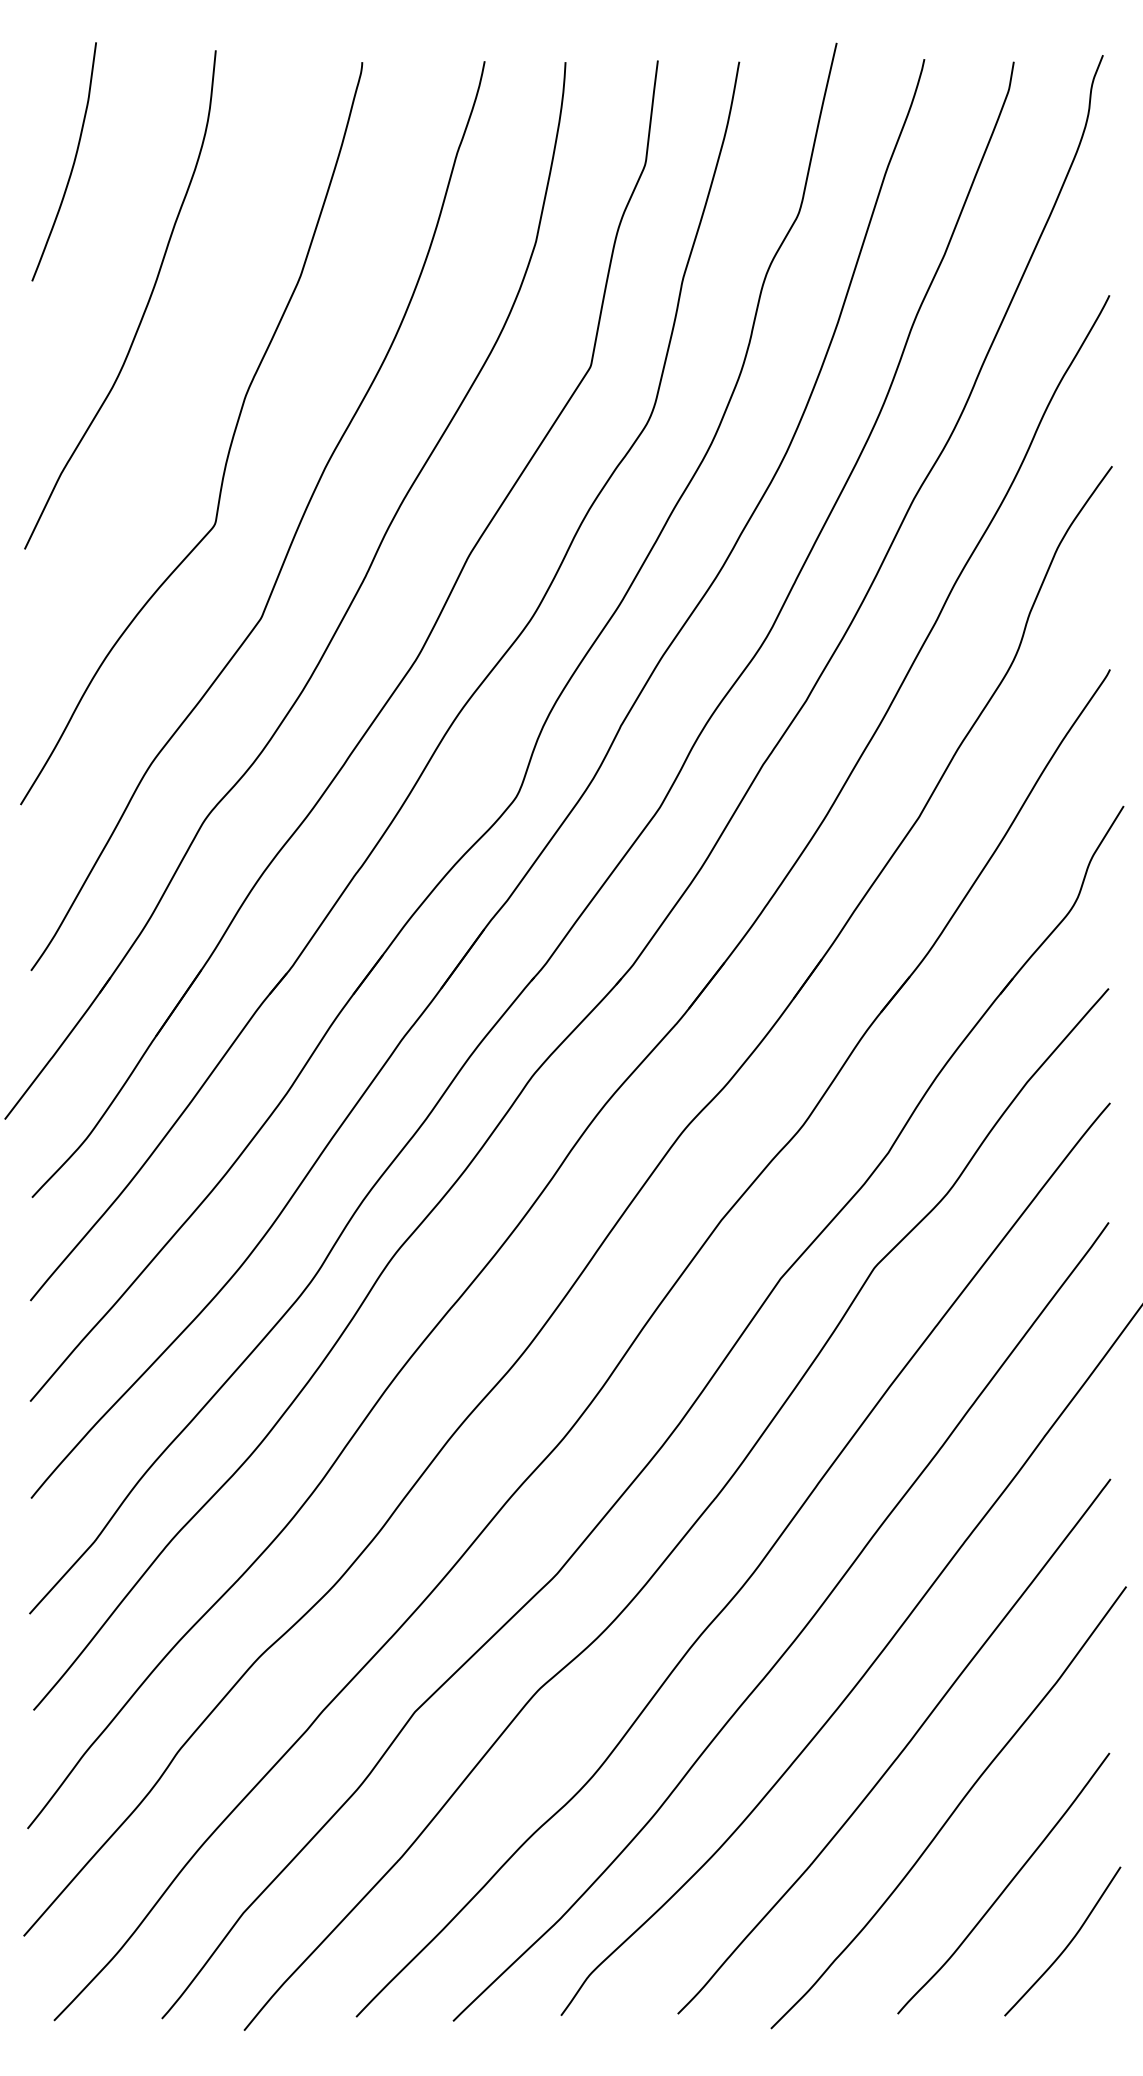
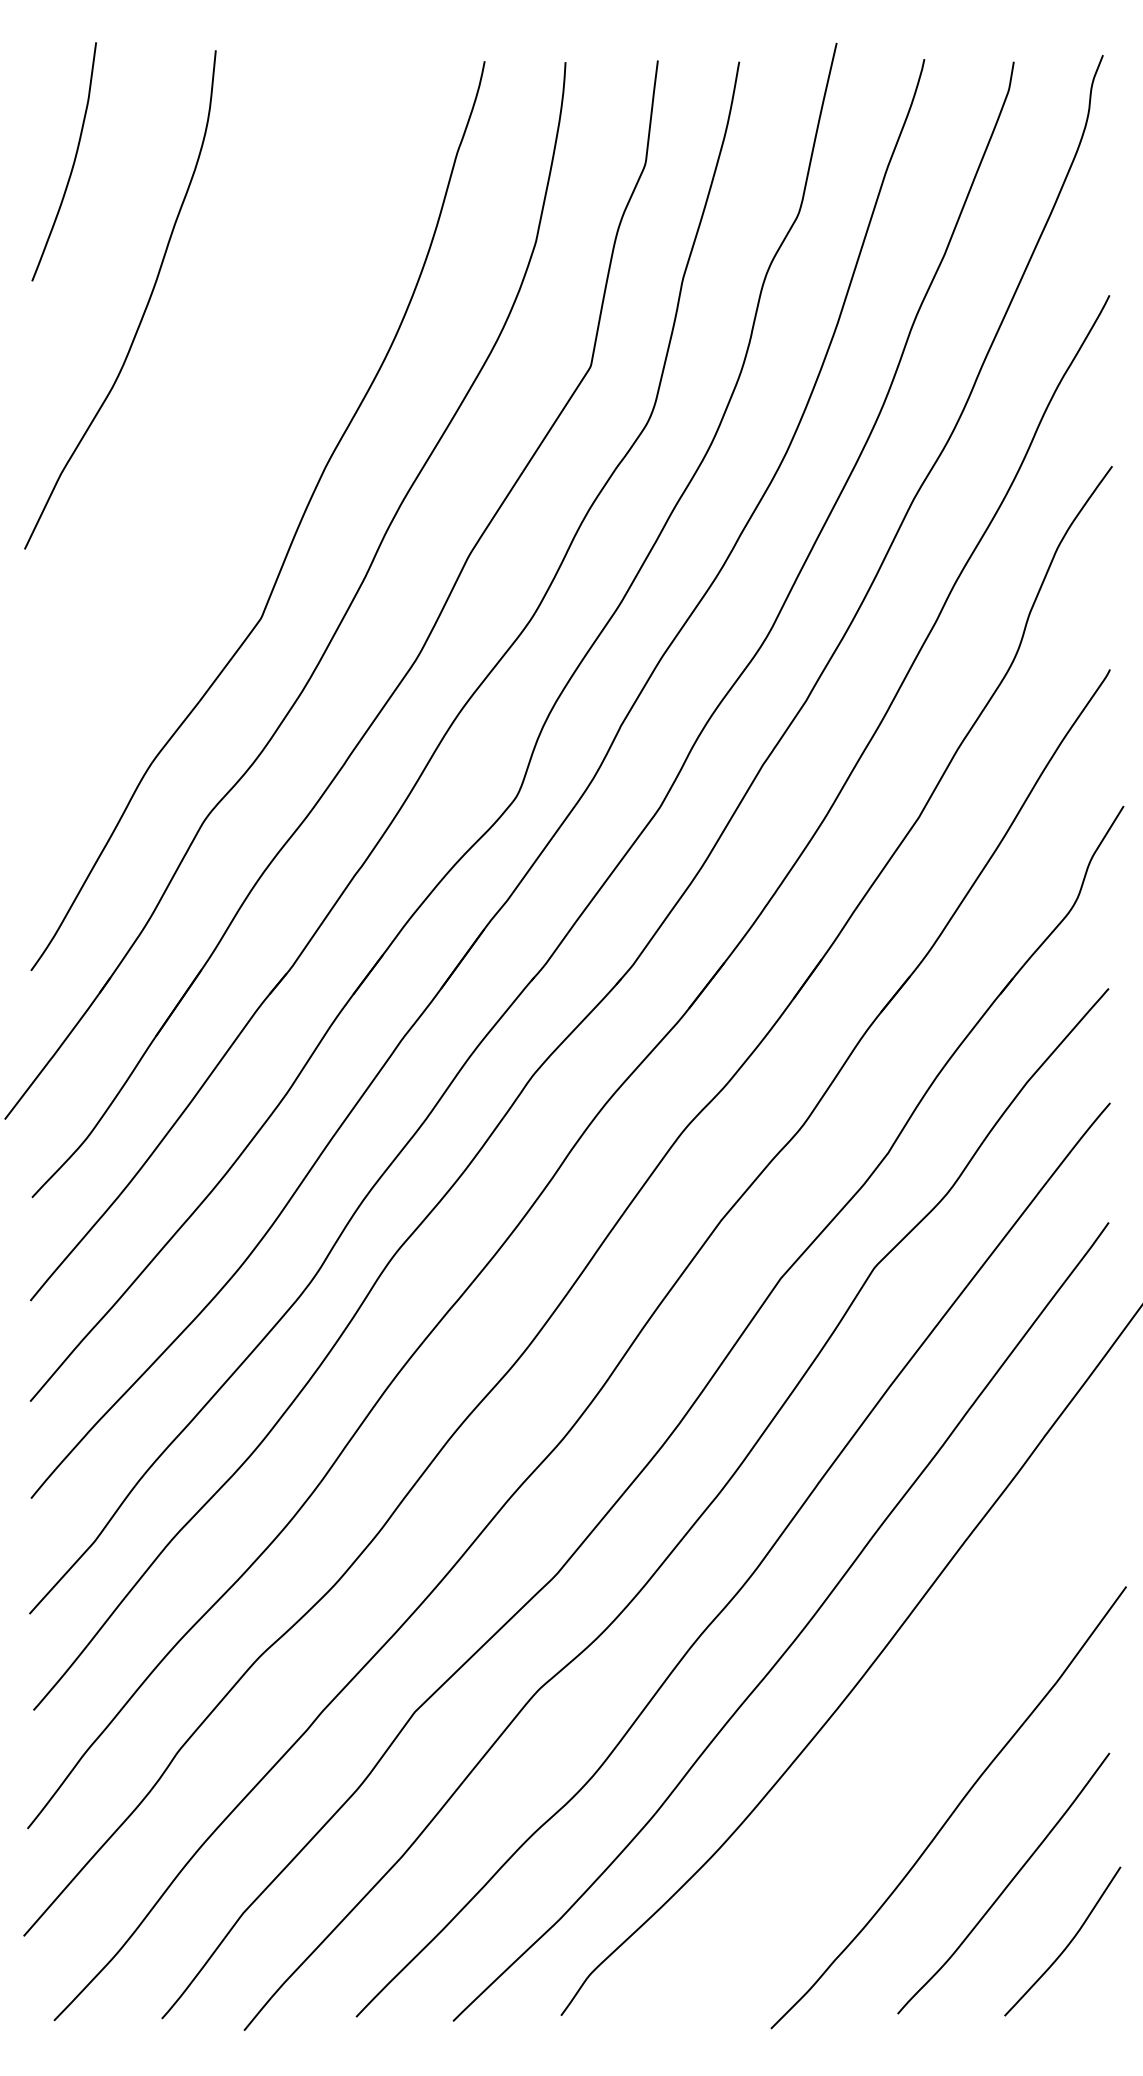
curve: present -> none (230, 442)
curve: present -> none (901, 1750)
